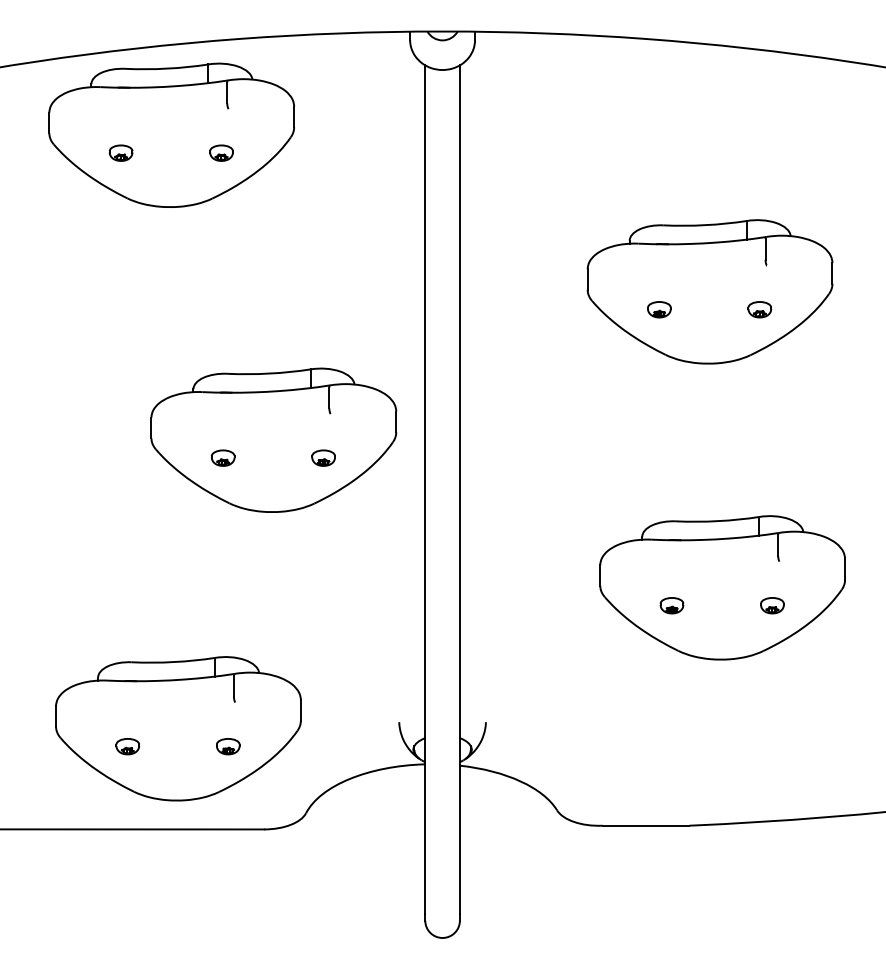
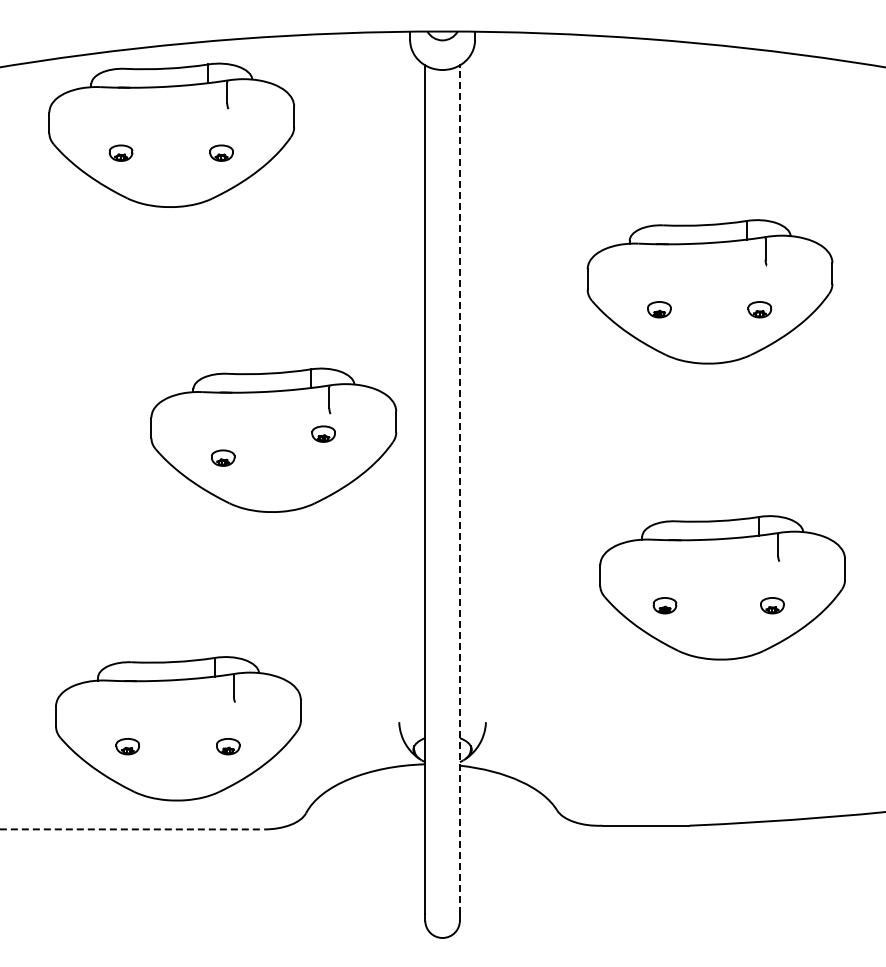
part position: (323, 457) -> (323, 433) (323, 433)
line: solid -> dashed (459, 490)
part position: (671, 605) -> (664, 605) (664, 605)
line: solid -> dashed (132, 829)
